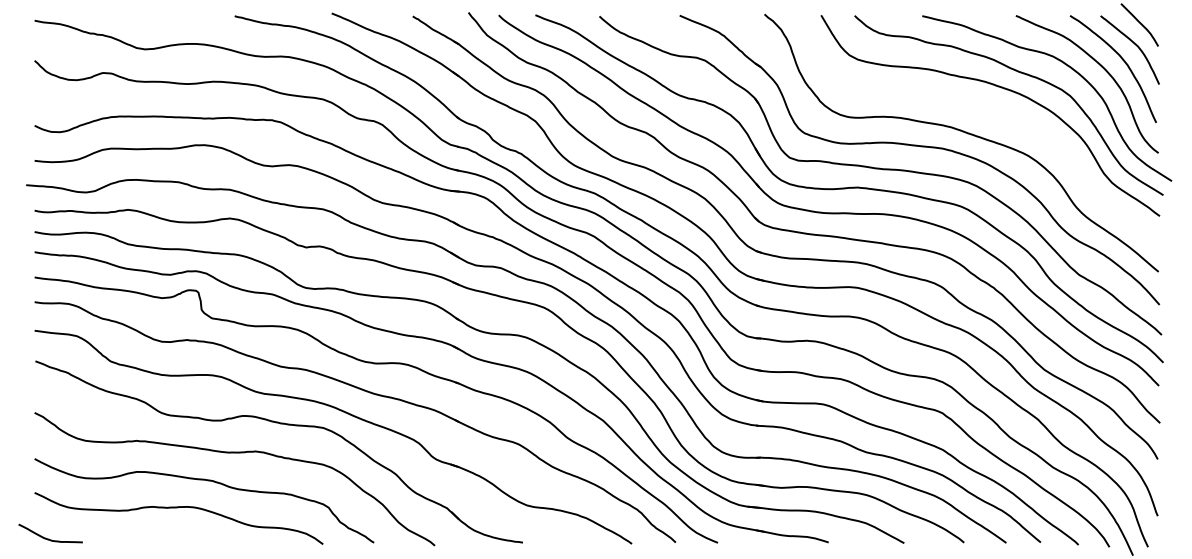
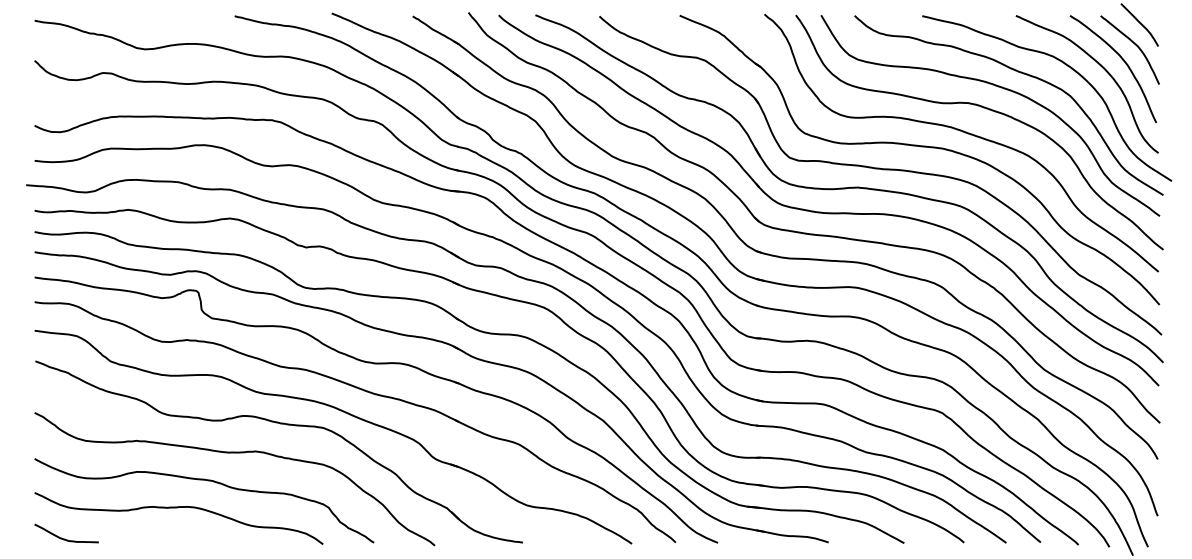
curve: none -> present (986, 109)
curve position: (48, 538) -> (64, 538) (64, 538)
